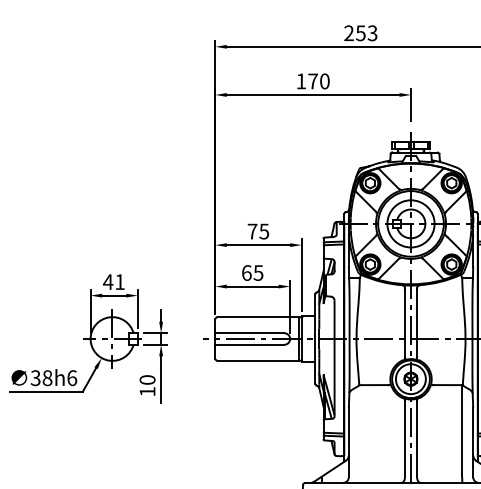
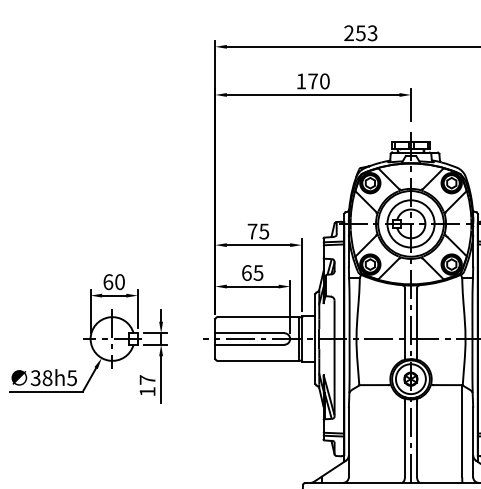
text: 41 -> 60 (113, 282)
text: 38h6 -> 38h5 (72, 378)
text: 10 -> 17 (147, 379)
